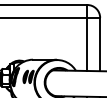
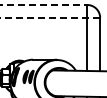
line: solid -> dashed (44, 5)
line: solid -> dashed (50, 17)
